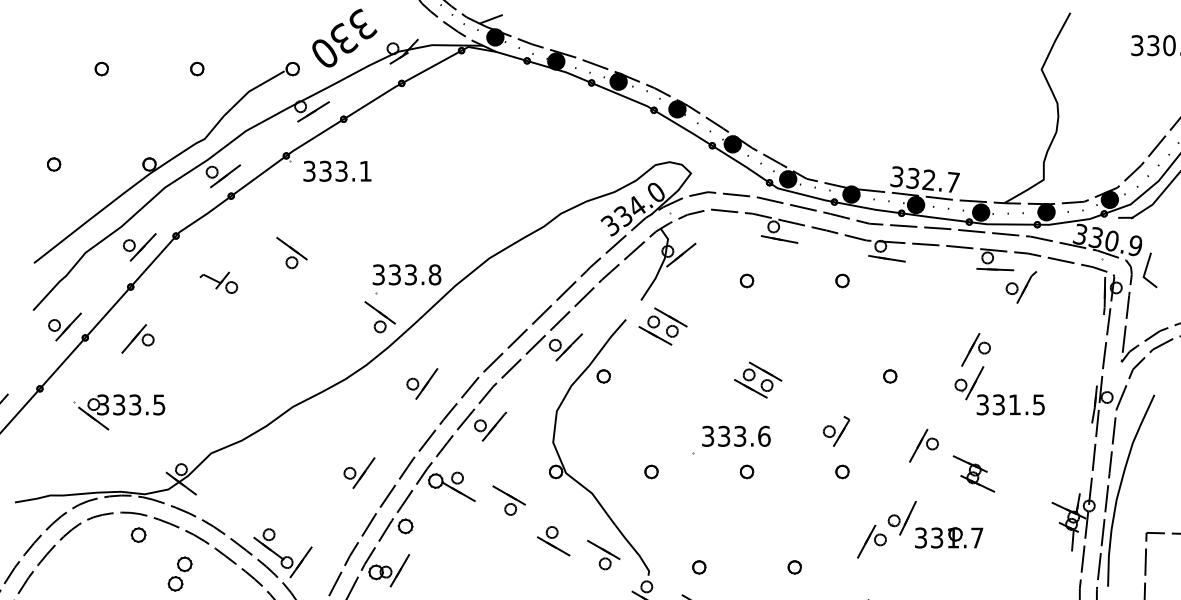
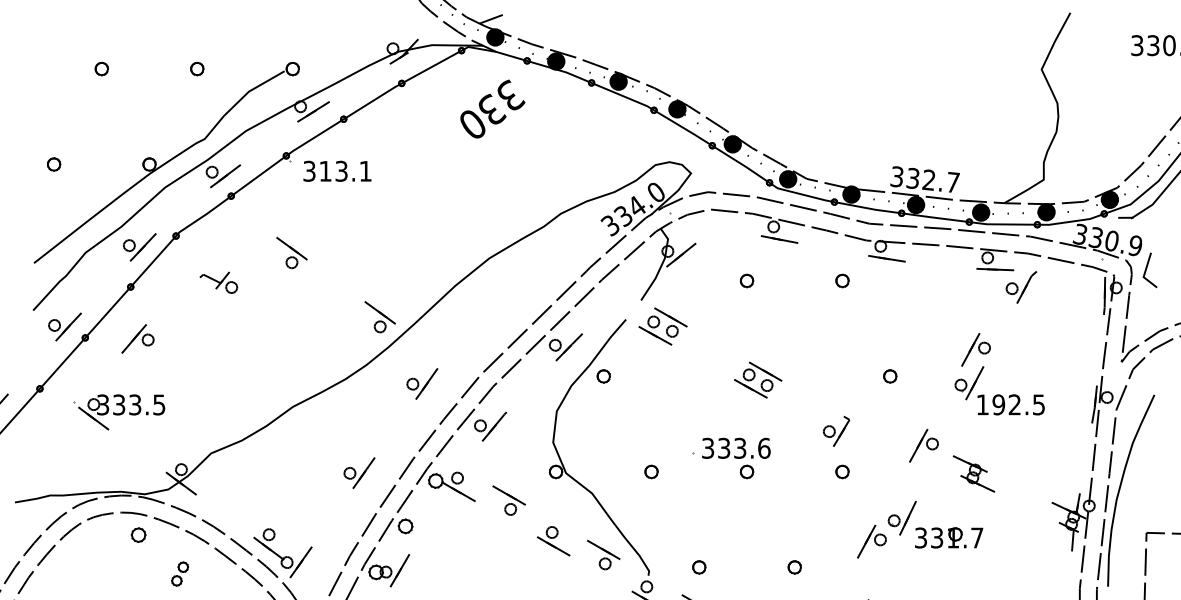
text position: (344, 37) -> (492, 108) (492, 108)
text: 333.1 -> 313.1 (325, 170)
part: present -> none (406, 279)
text: 331.5 -> 192.5 (998, 404)
text position: (736, 435) -> (736, 447) (736, 447)
part size: 26x36 px -> 19x26 px (180, 573)
